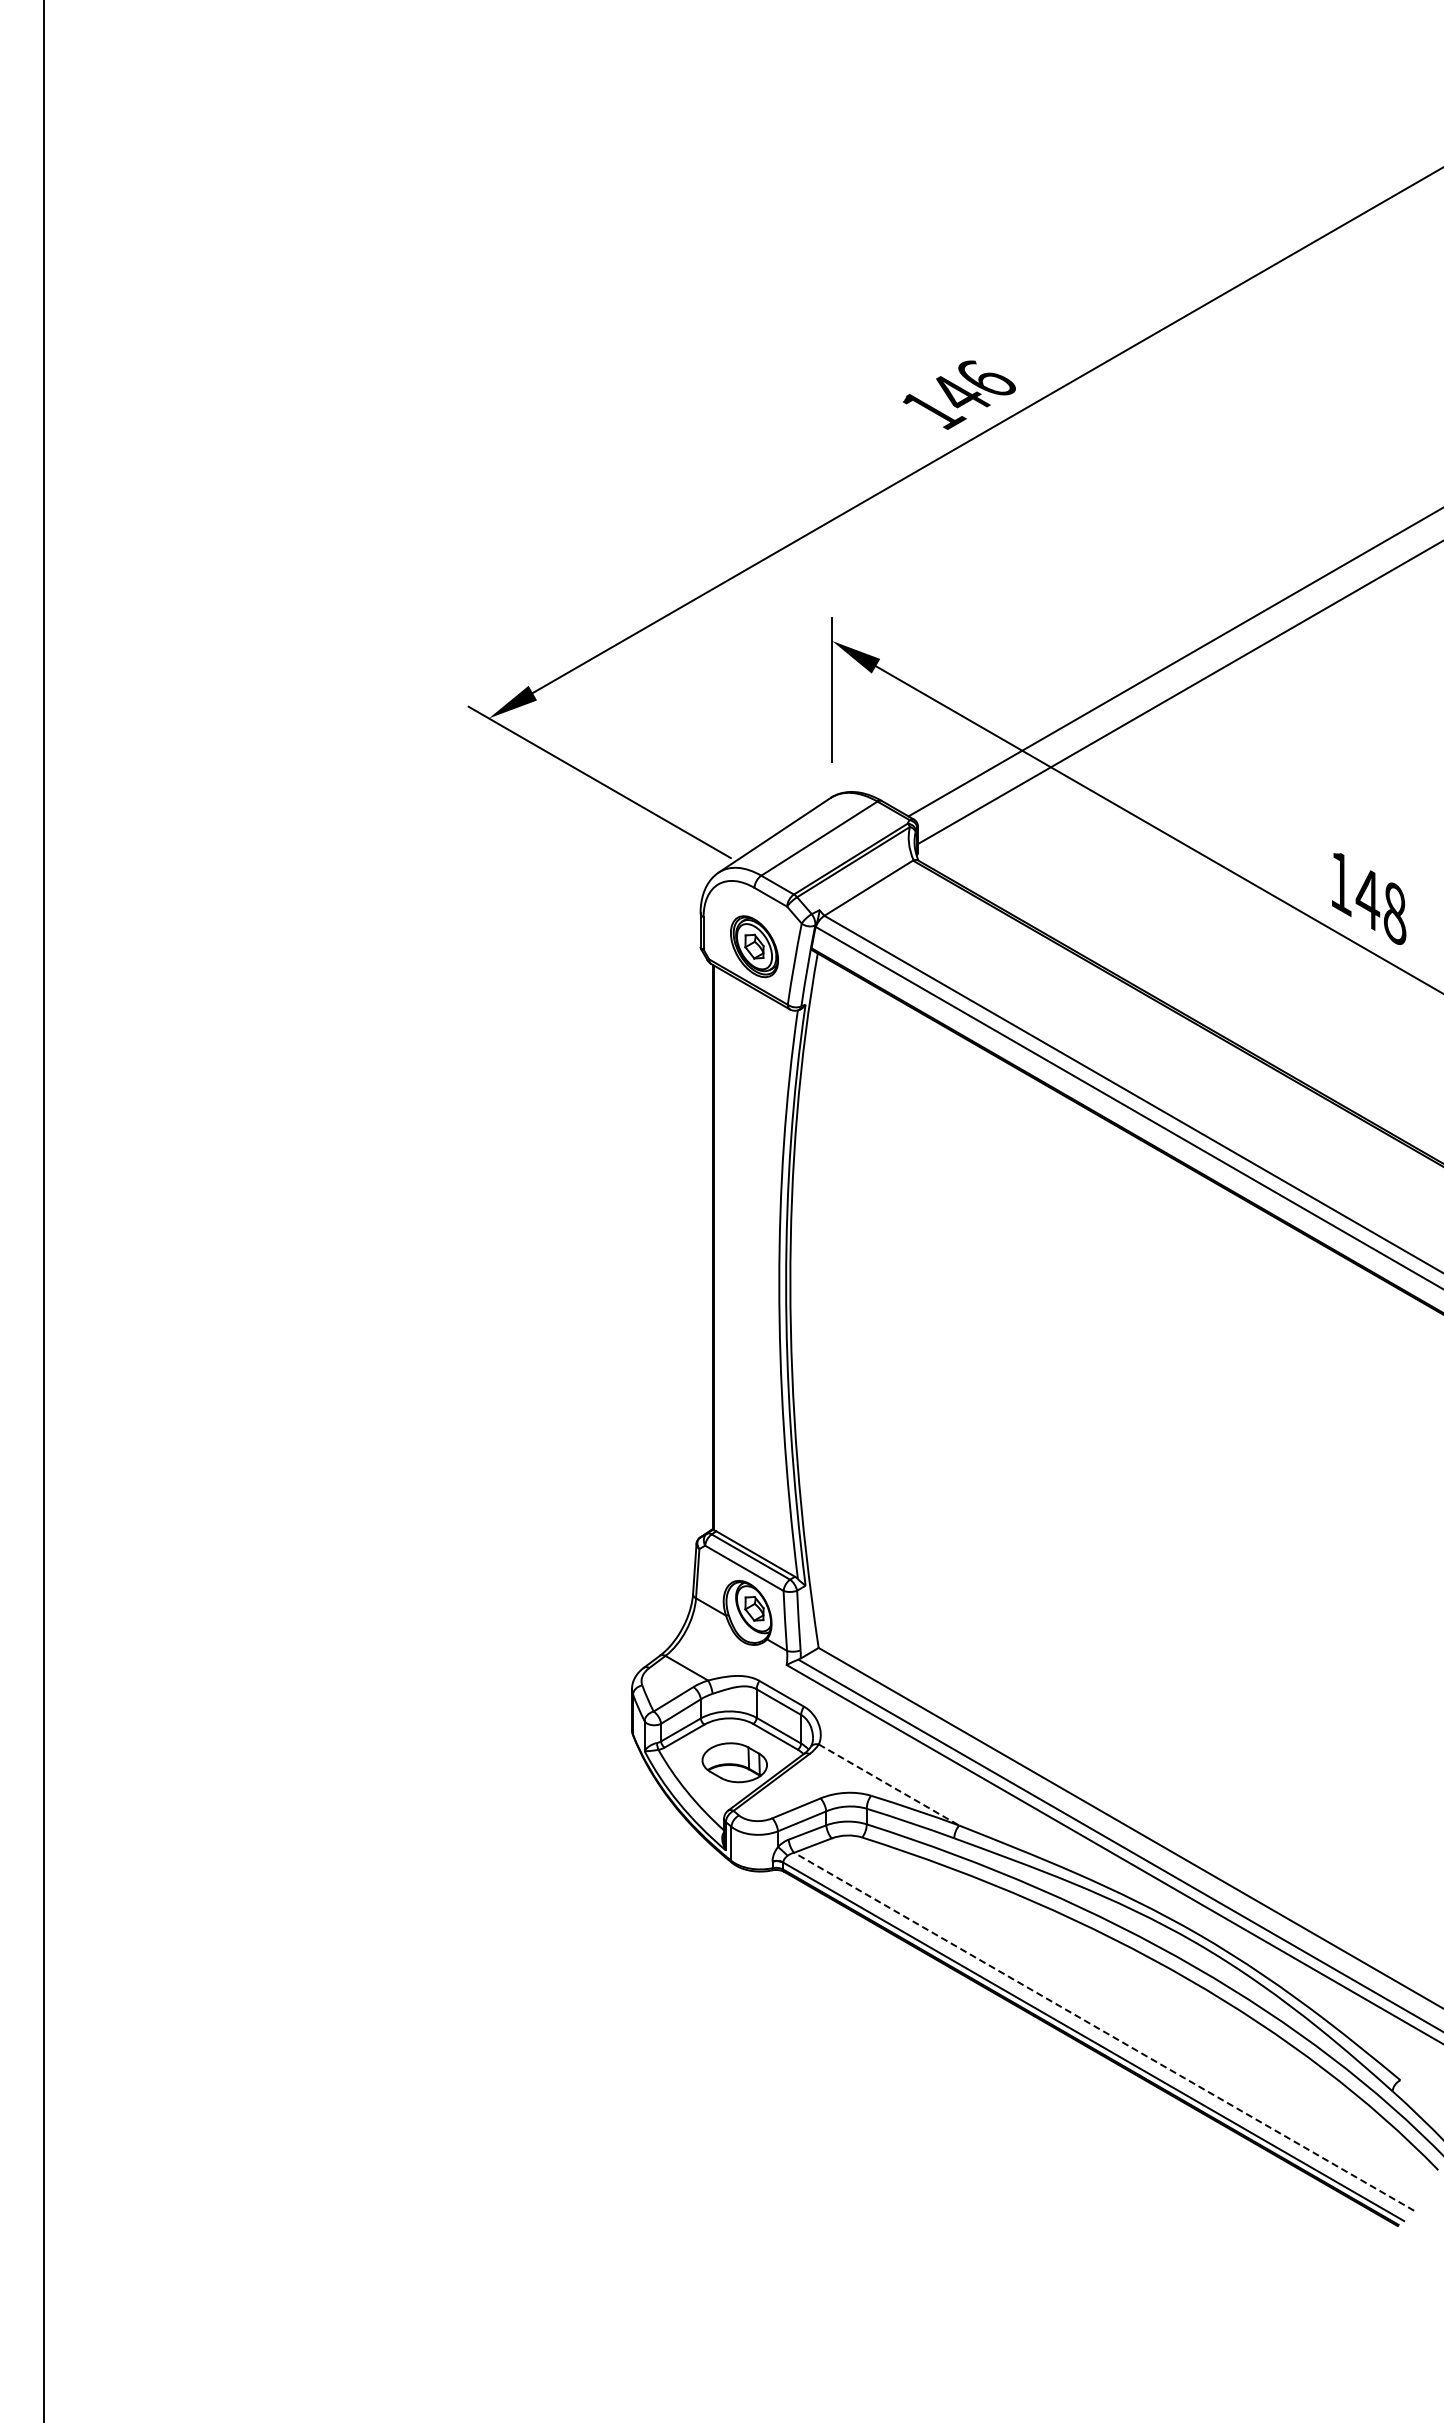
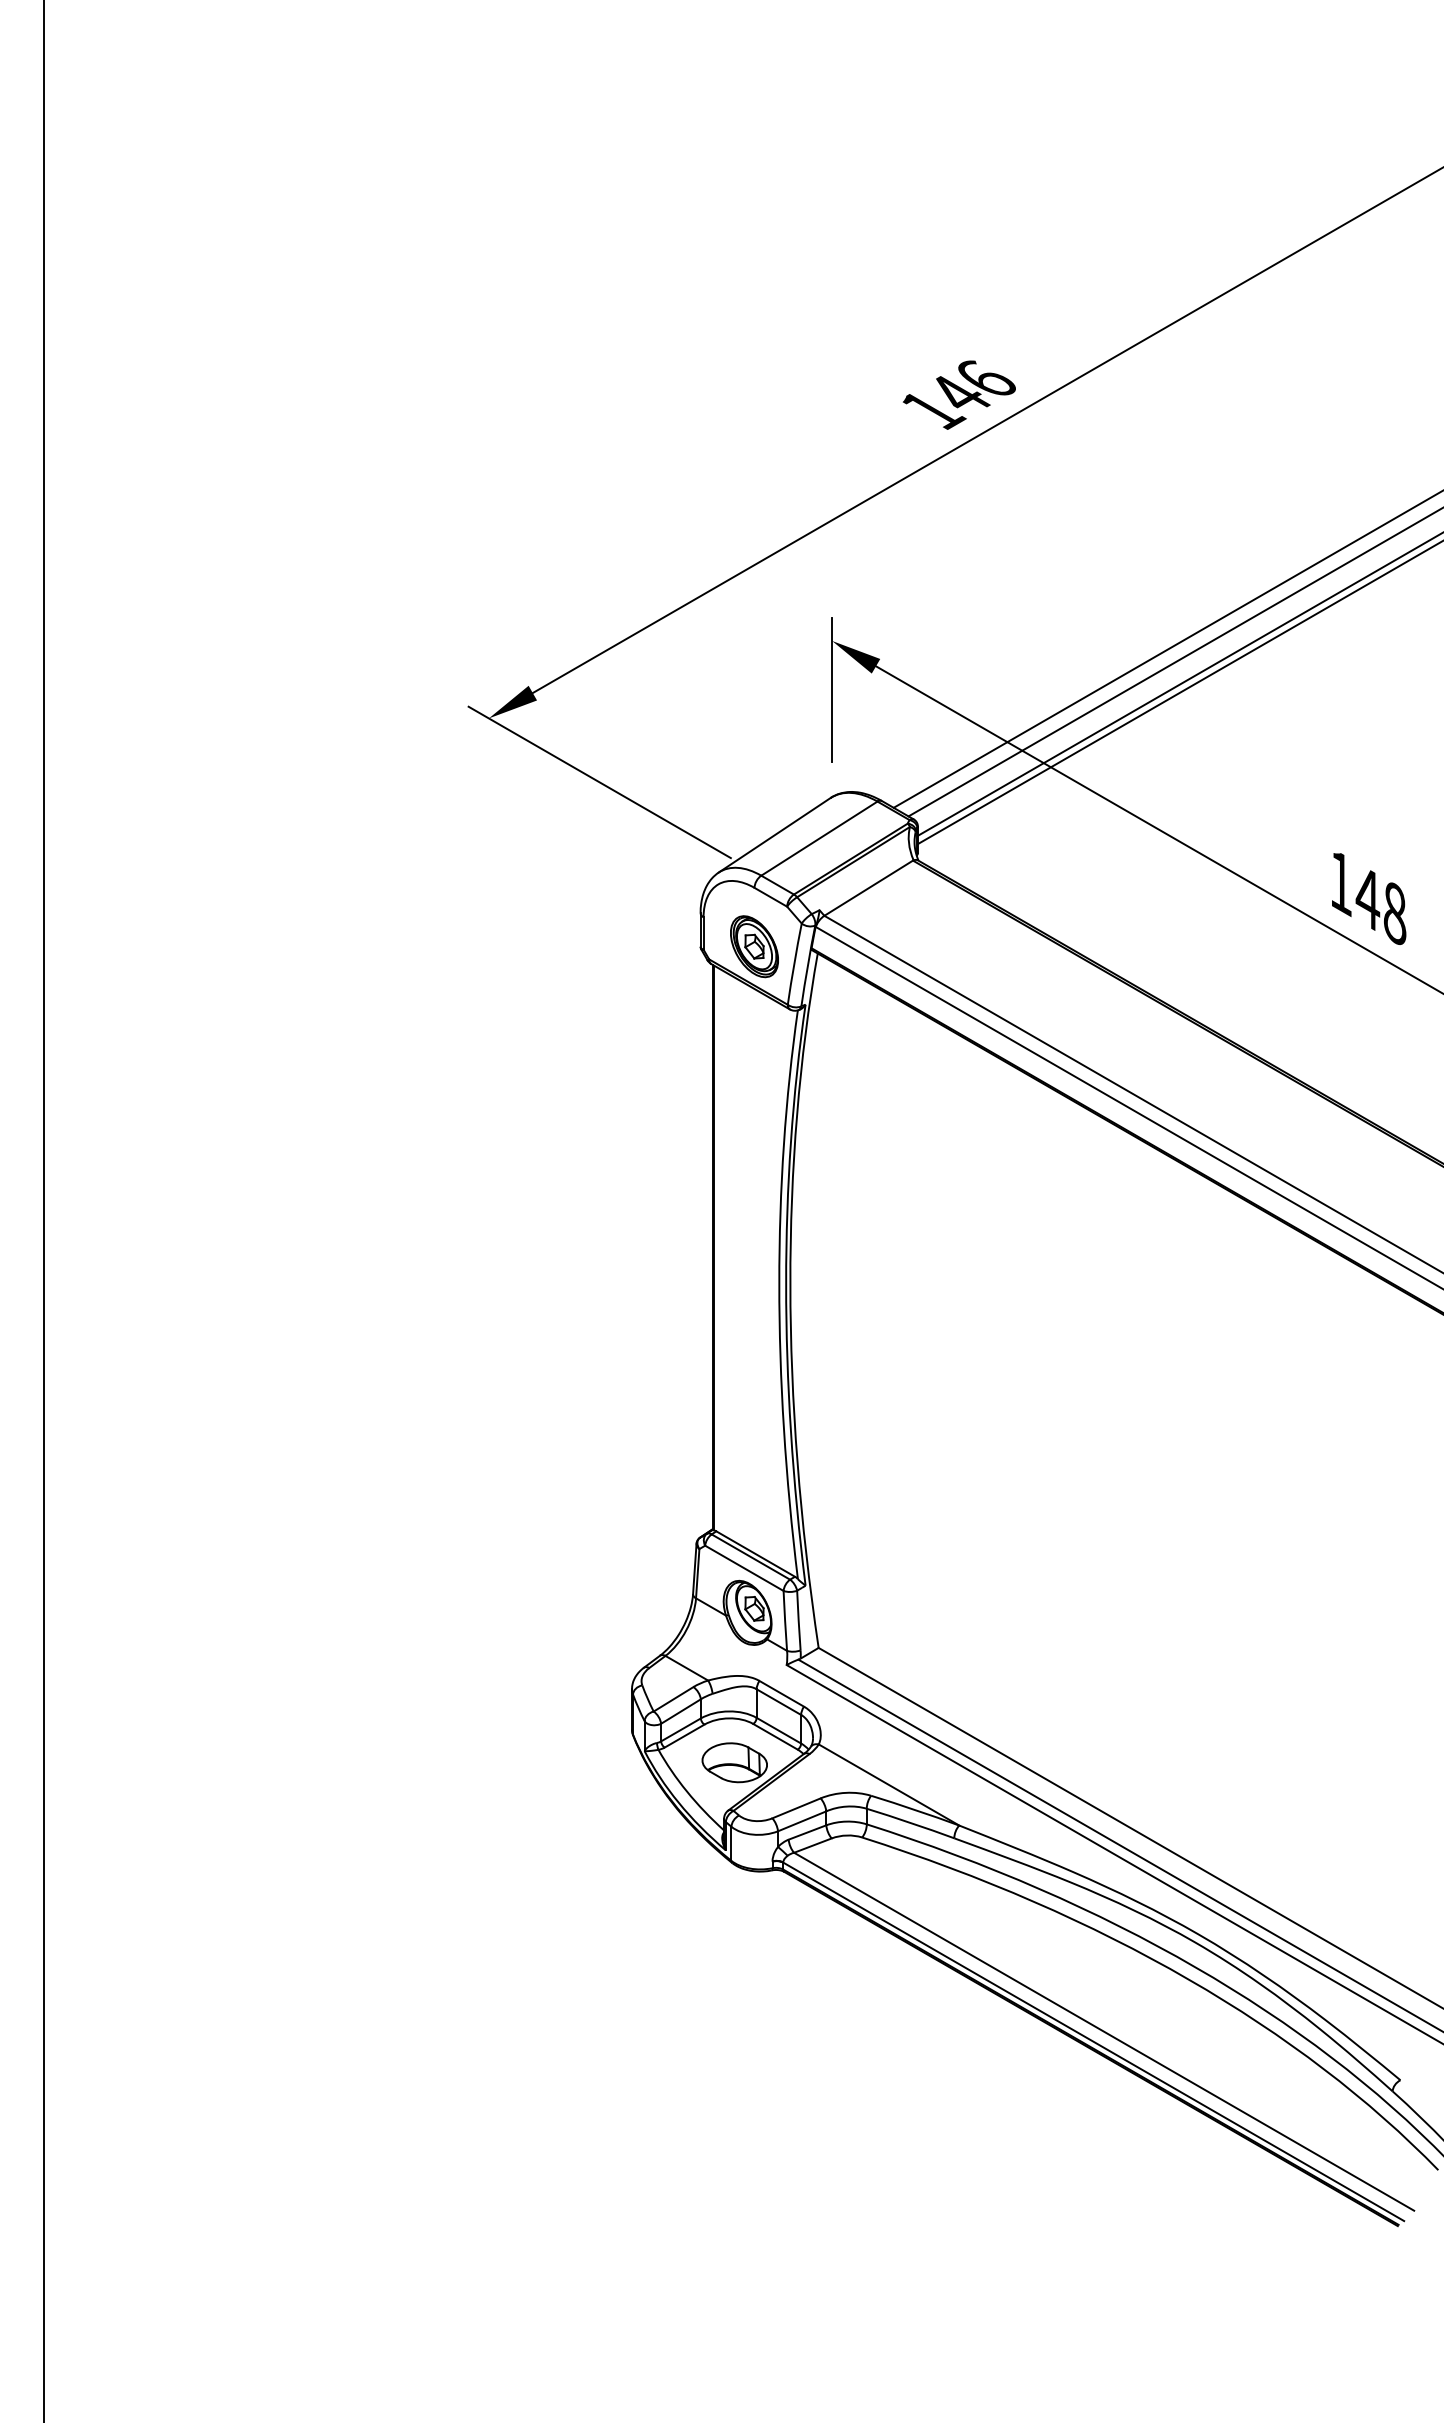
line: none -> present (1166, 649)
line: none -> present (1178, 684)
line: dashed -> solid (889, 1785)
line: dashed -> solid (1104, 2031)
